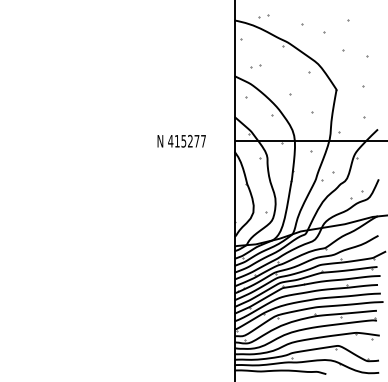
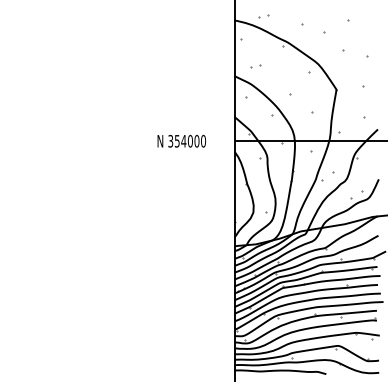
text: 415277 -> 354000 (187, 140)
